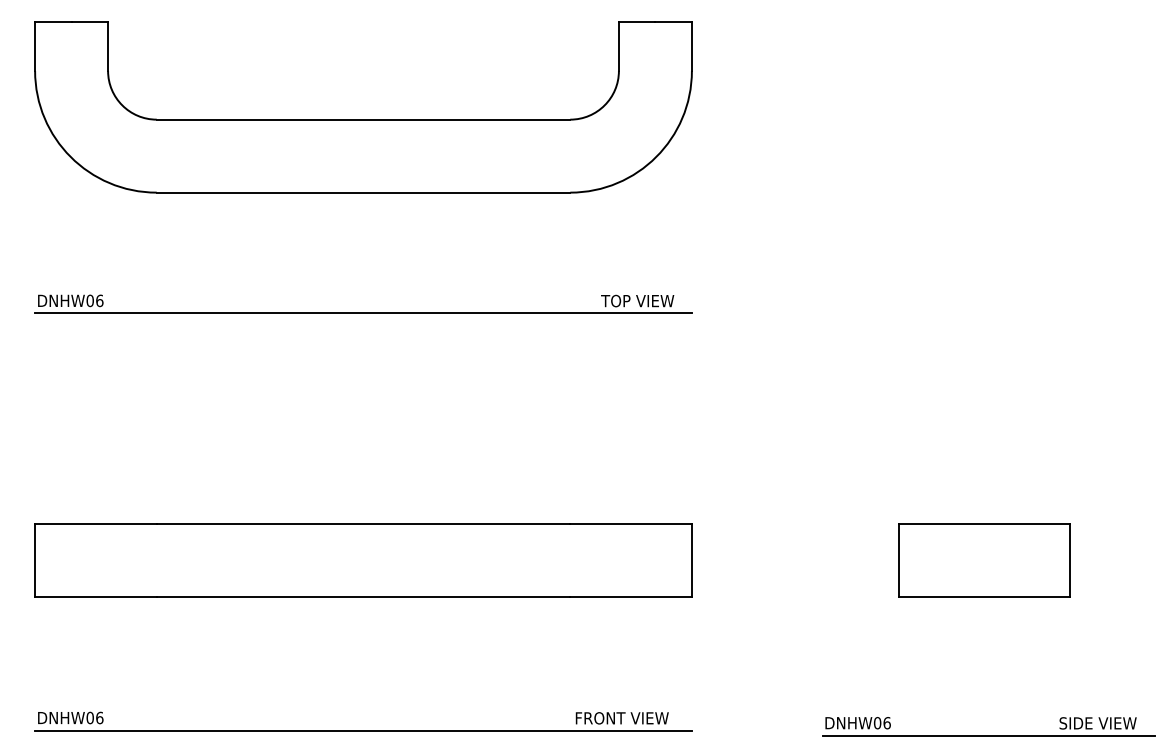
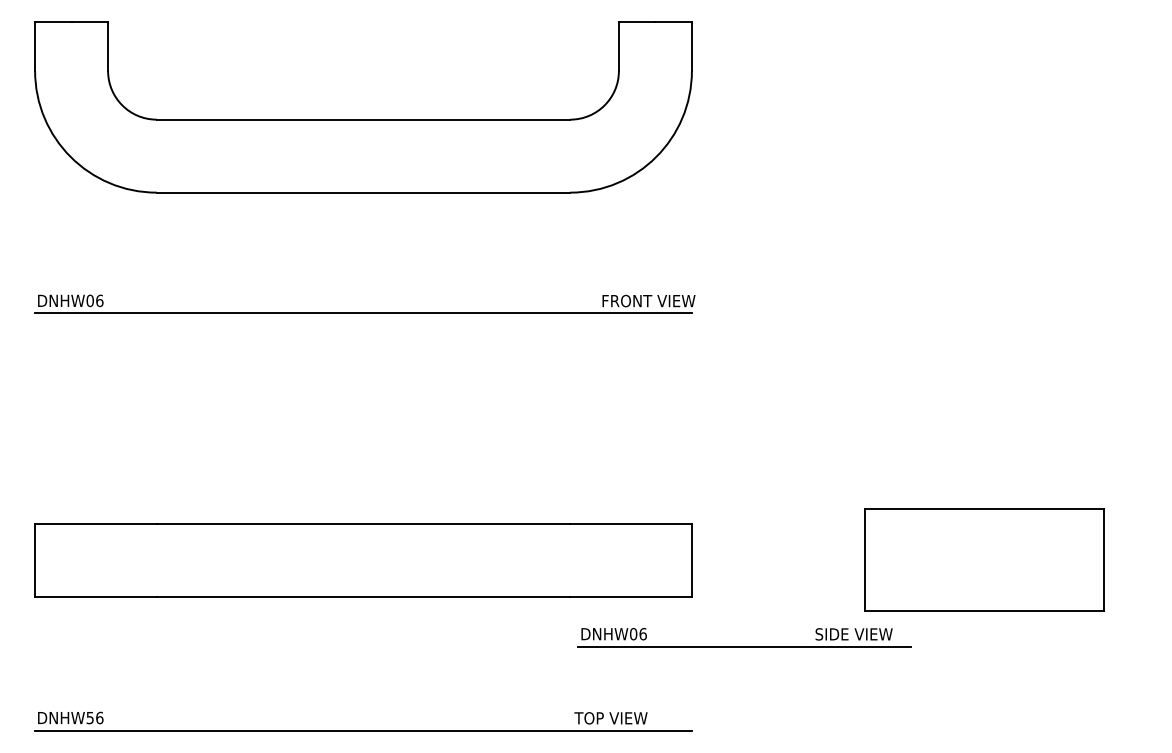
text: TOP VIEW -> FRONT VIEW (648, 300)
part size: 173x75 px -> 241x104 px (984, 559)
text: DNHW06 -> DNHW56 (89, 717)
text: FRONT VIEW -> TOP VIEW (621, 718)
part position: (988, 735) -> (744, 646) (744, 646)
